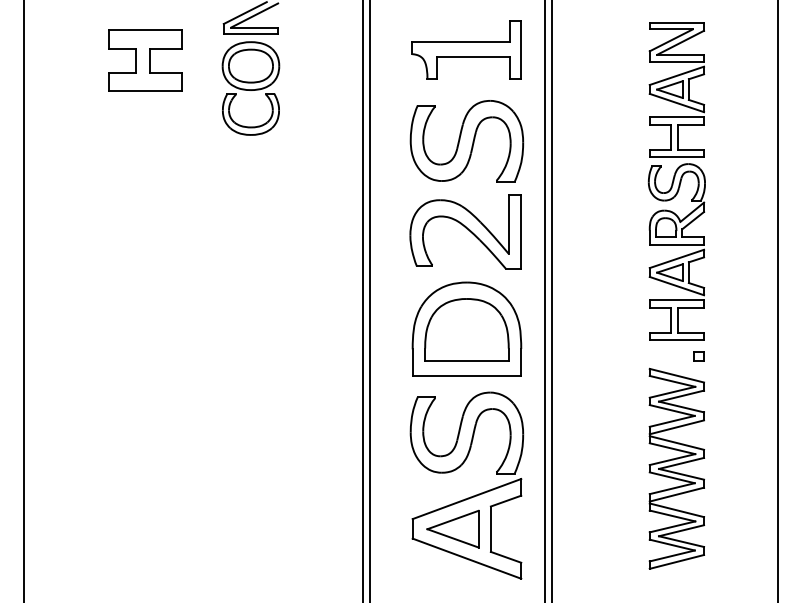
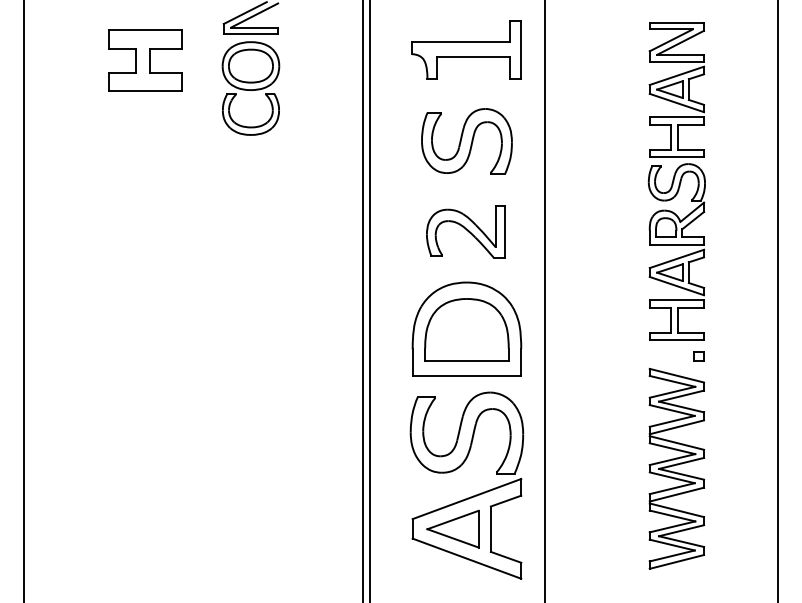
part size: 116x83 px -> 92x67 px (466, 141)
part size: 113x76 px -> 80x54 px (465, 231)
line: present -> none (551, 300)
